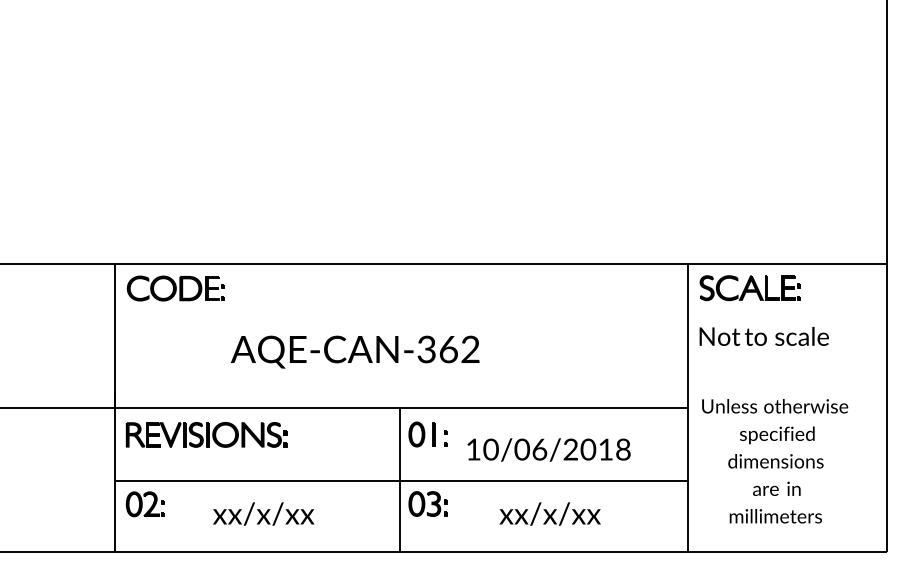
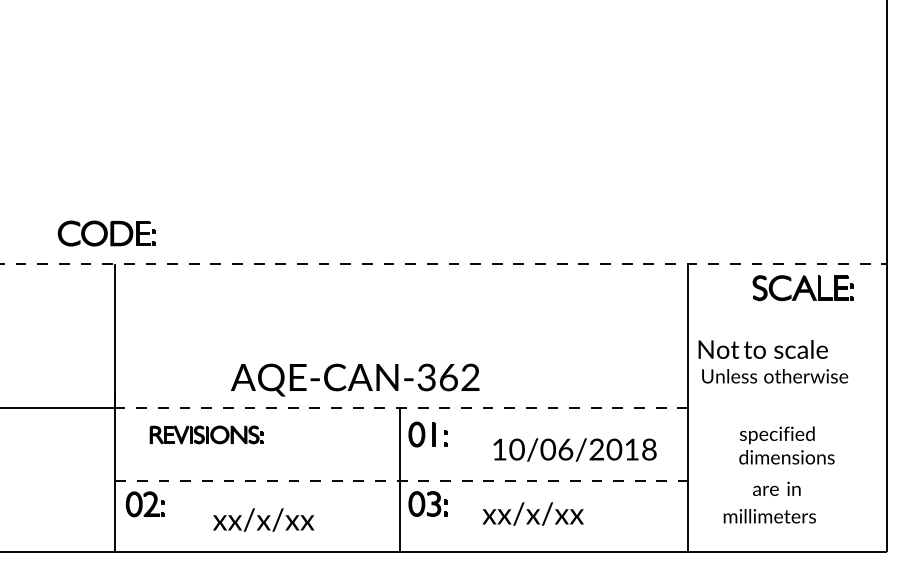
line: solid -> dashed (443, 263)
part position: (175, 288) -> (106, 233) (106, 233)
part position: (749, 288) -> (802, 288) (802, 288)
text position: (763, 336) -> (762, 349) (762, 349)
text position: (355, 351) -> (355, 379) (355, 379)
text position: (775, 406) -> (775, 376) (775, 376)
line: solid -> dashed (399, 408)
part size: 163x26 px -> 115x20 px (206, 434)
text position: (548, 449) -> (574, 449) (574, 449)
text position: (775, 461) -> (786, 457) (786, 457)
line: solid -> dashed (402, 481)
text position: (263, 513) -> (263, 519) (263, 519)
text position: (549, 513) -> (532, 513) (532, 513)
text position: (775, 516) -> (769, 516) (769, 516)
